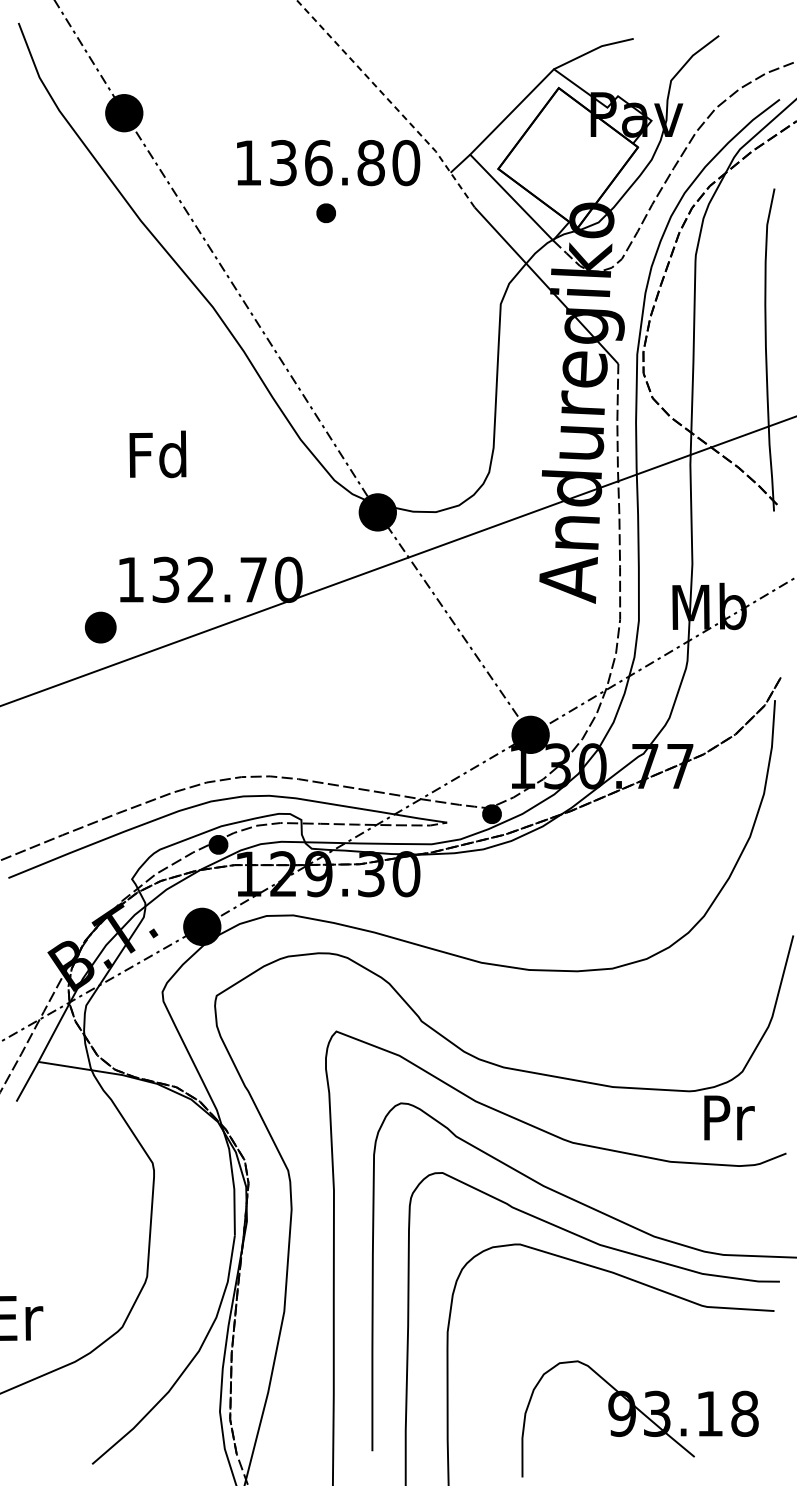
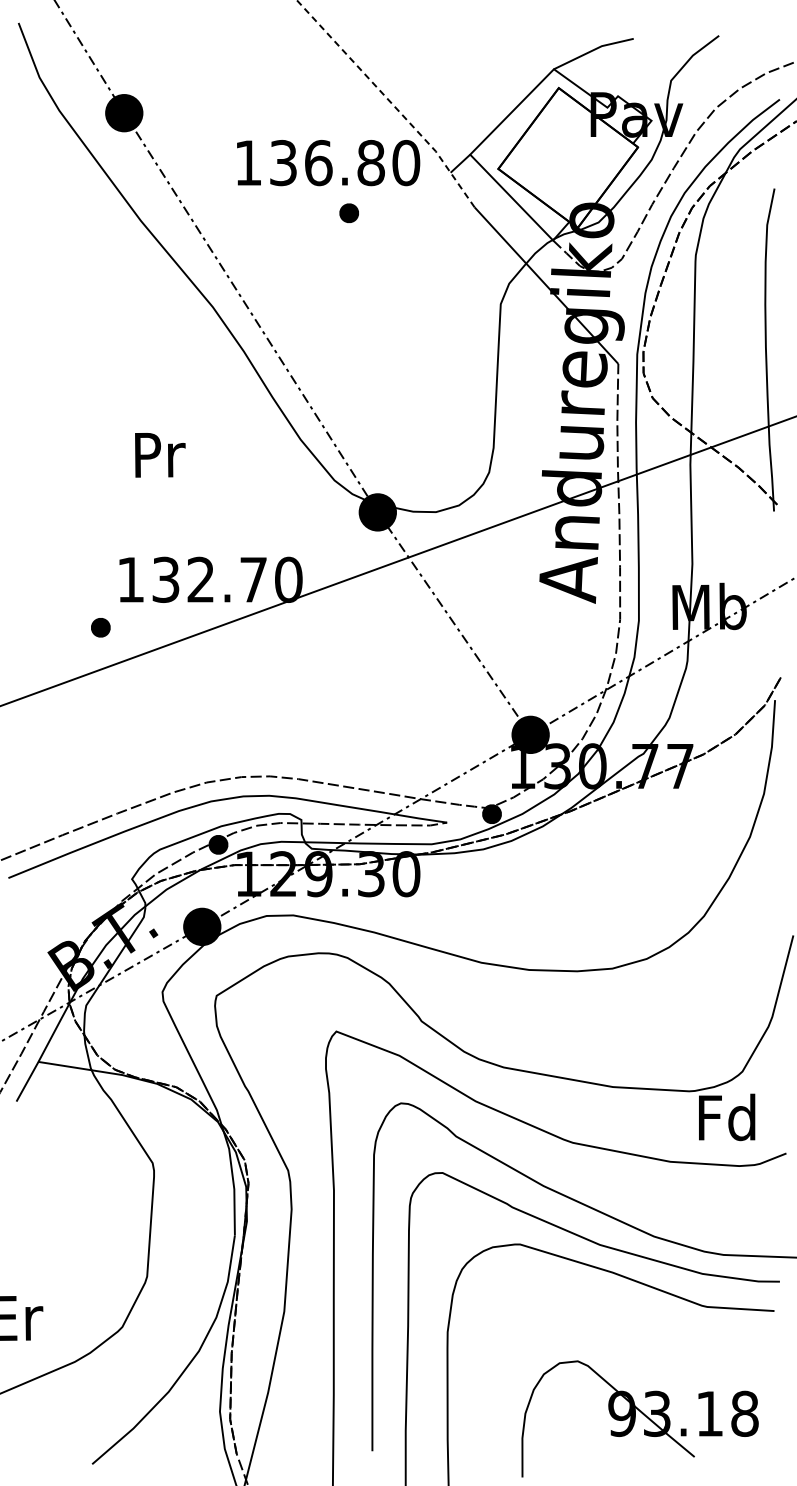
part position: (325, 212) -> (348, 212) (348, 212)
text: Fd -> Pr (157, 454)
part size: 32x33 px -> 20x20 px (100, 627)
text: Pr -> Fd (727, 1117)
